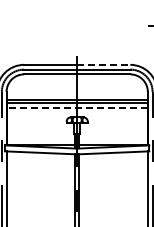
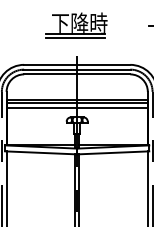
part: none -> present (76, 25)
line: dashed -> solid (103, 64)
line: dashed -> solid (76, 108)
